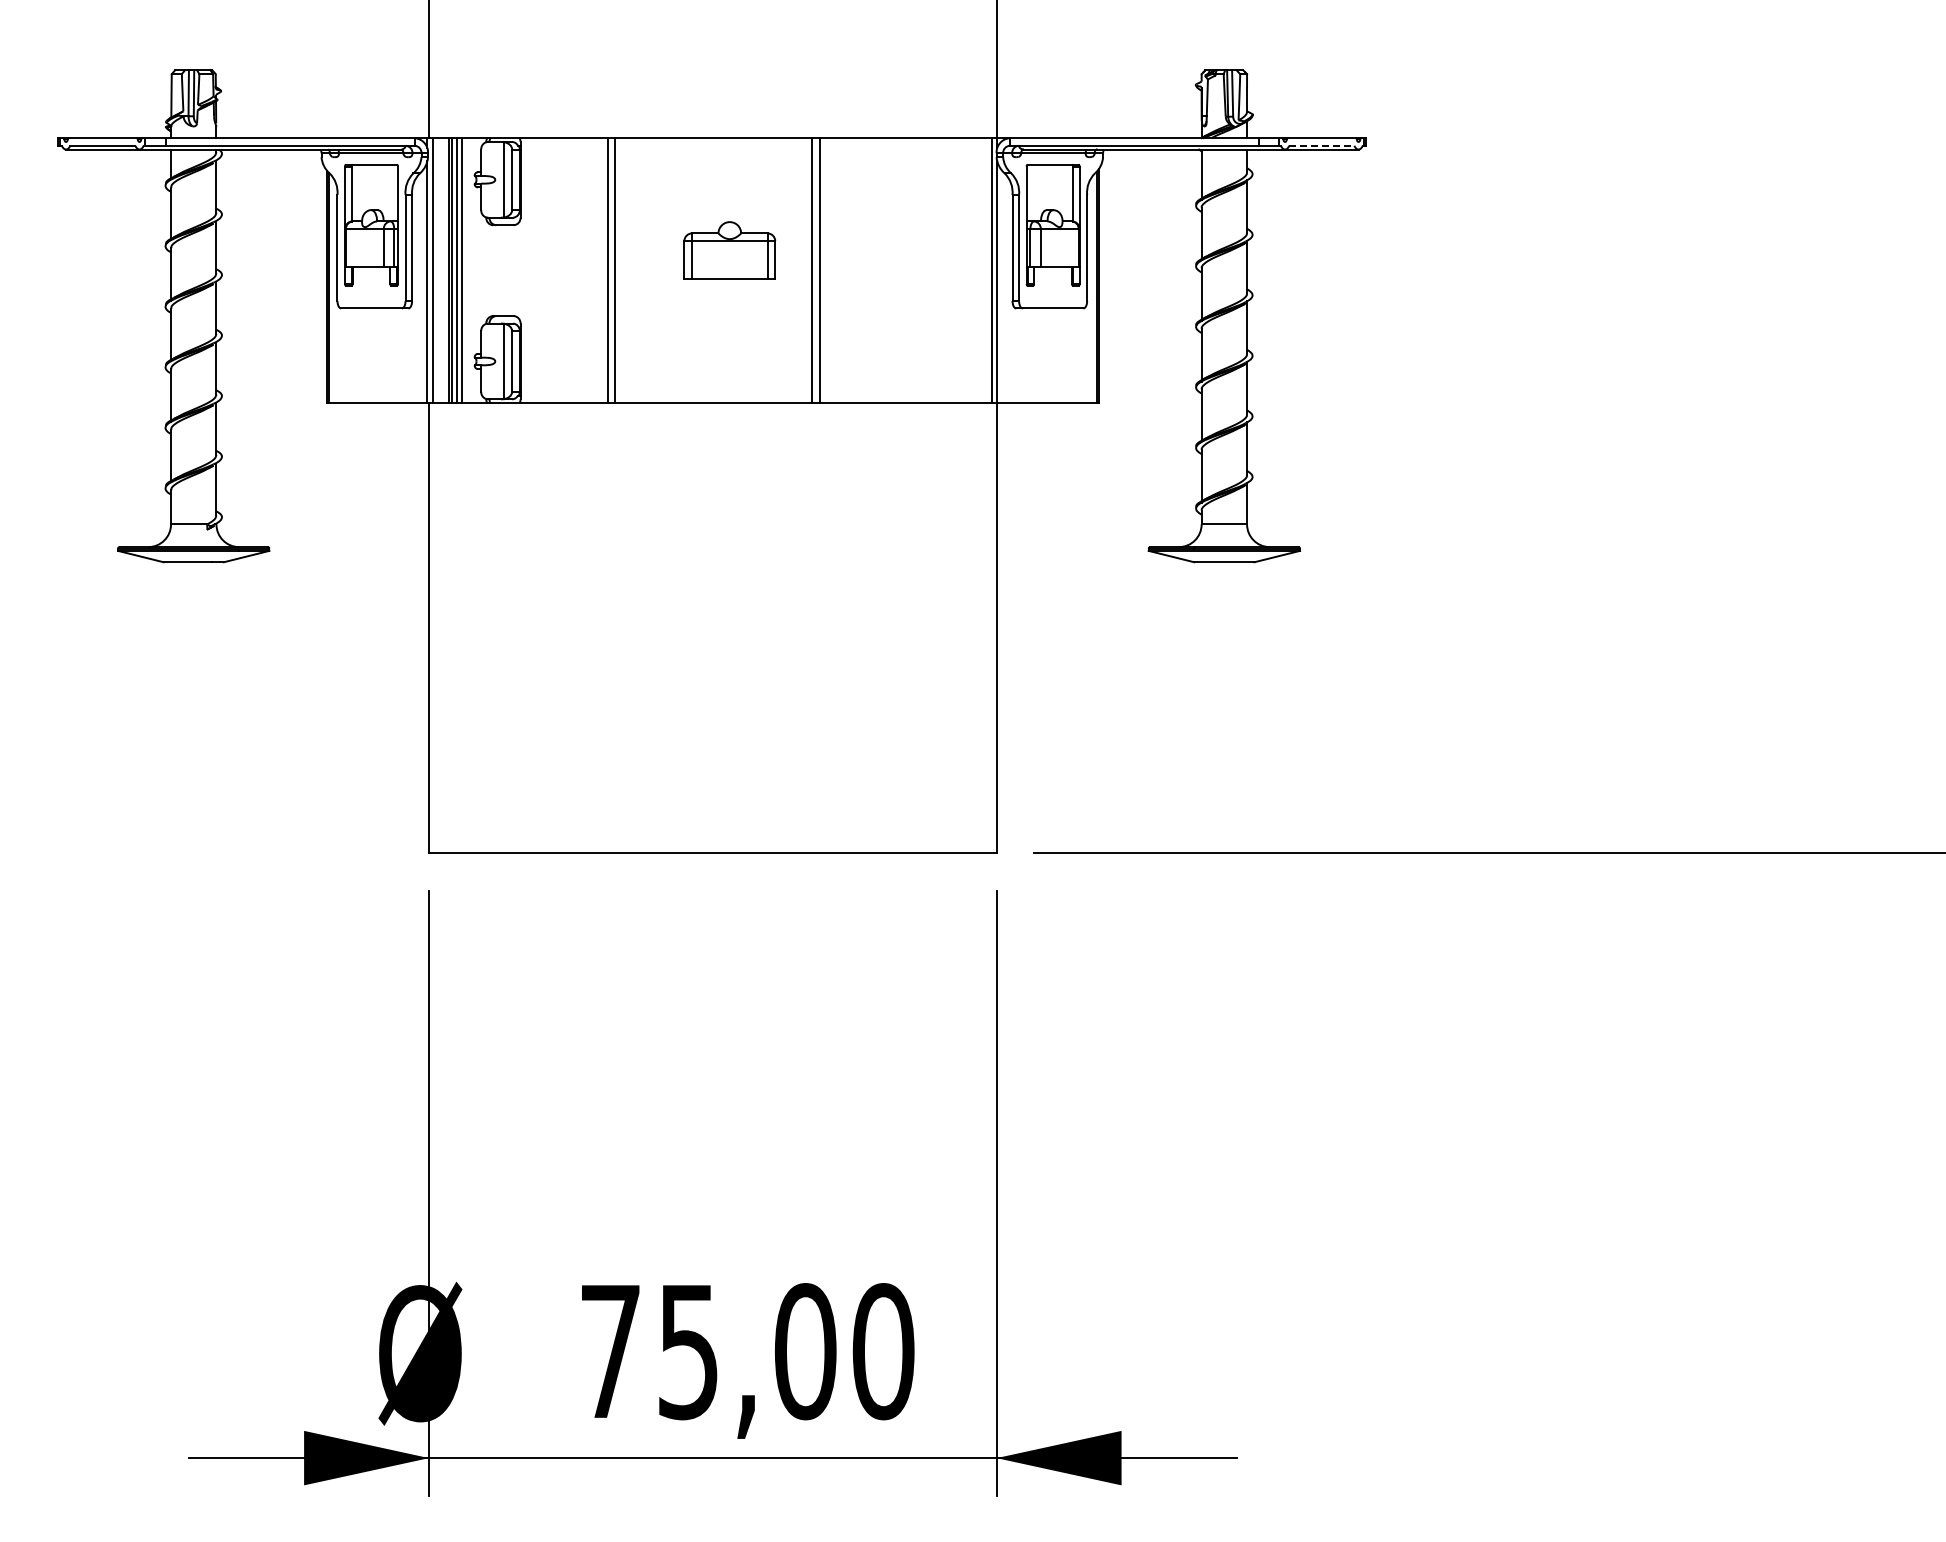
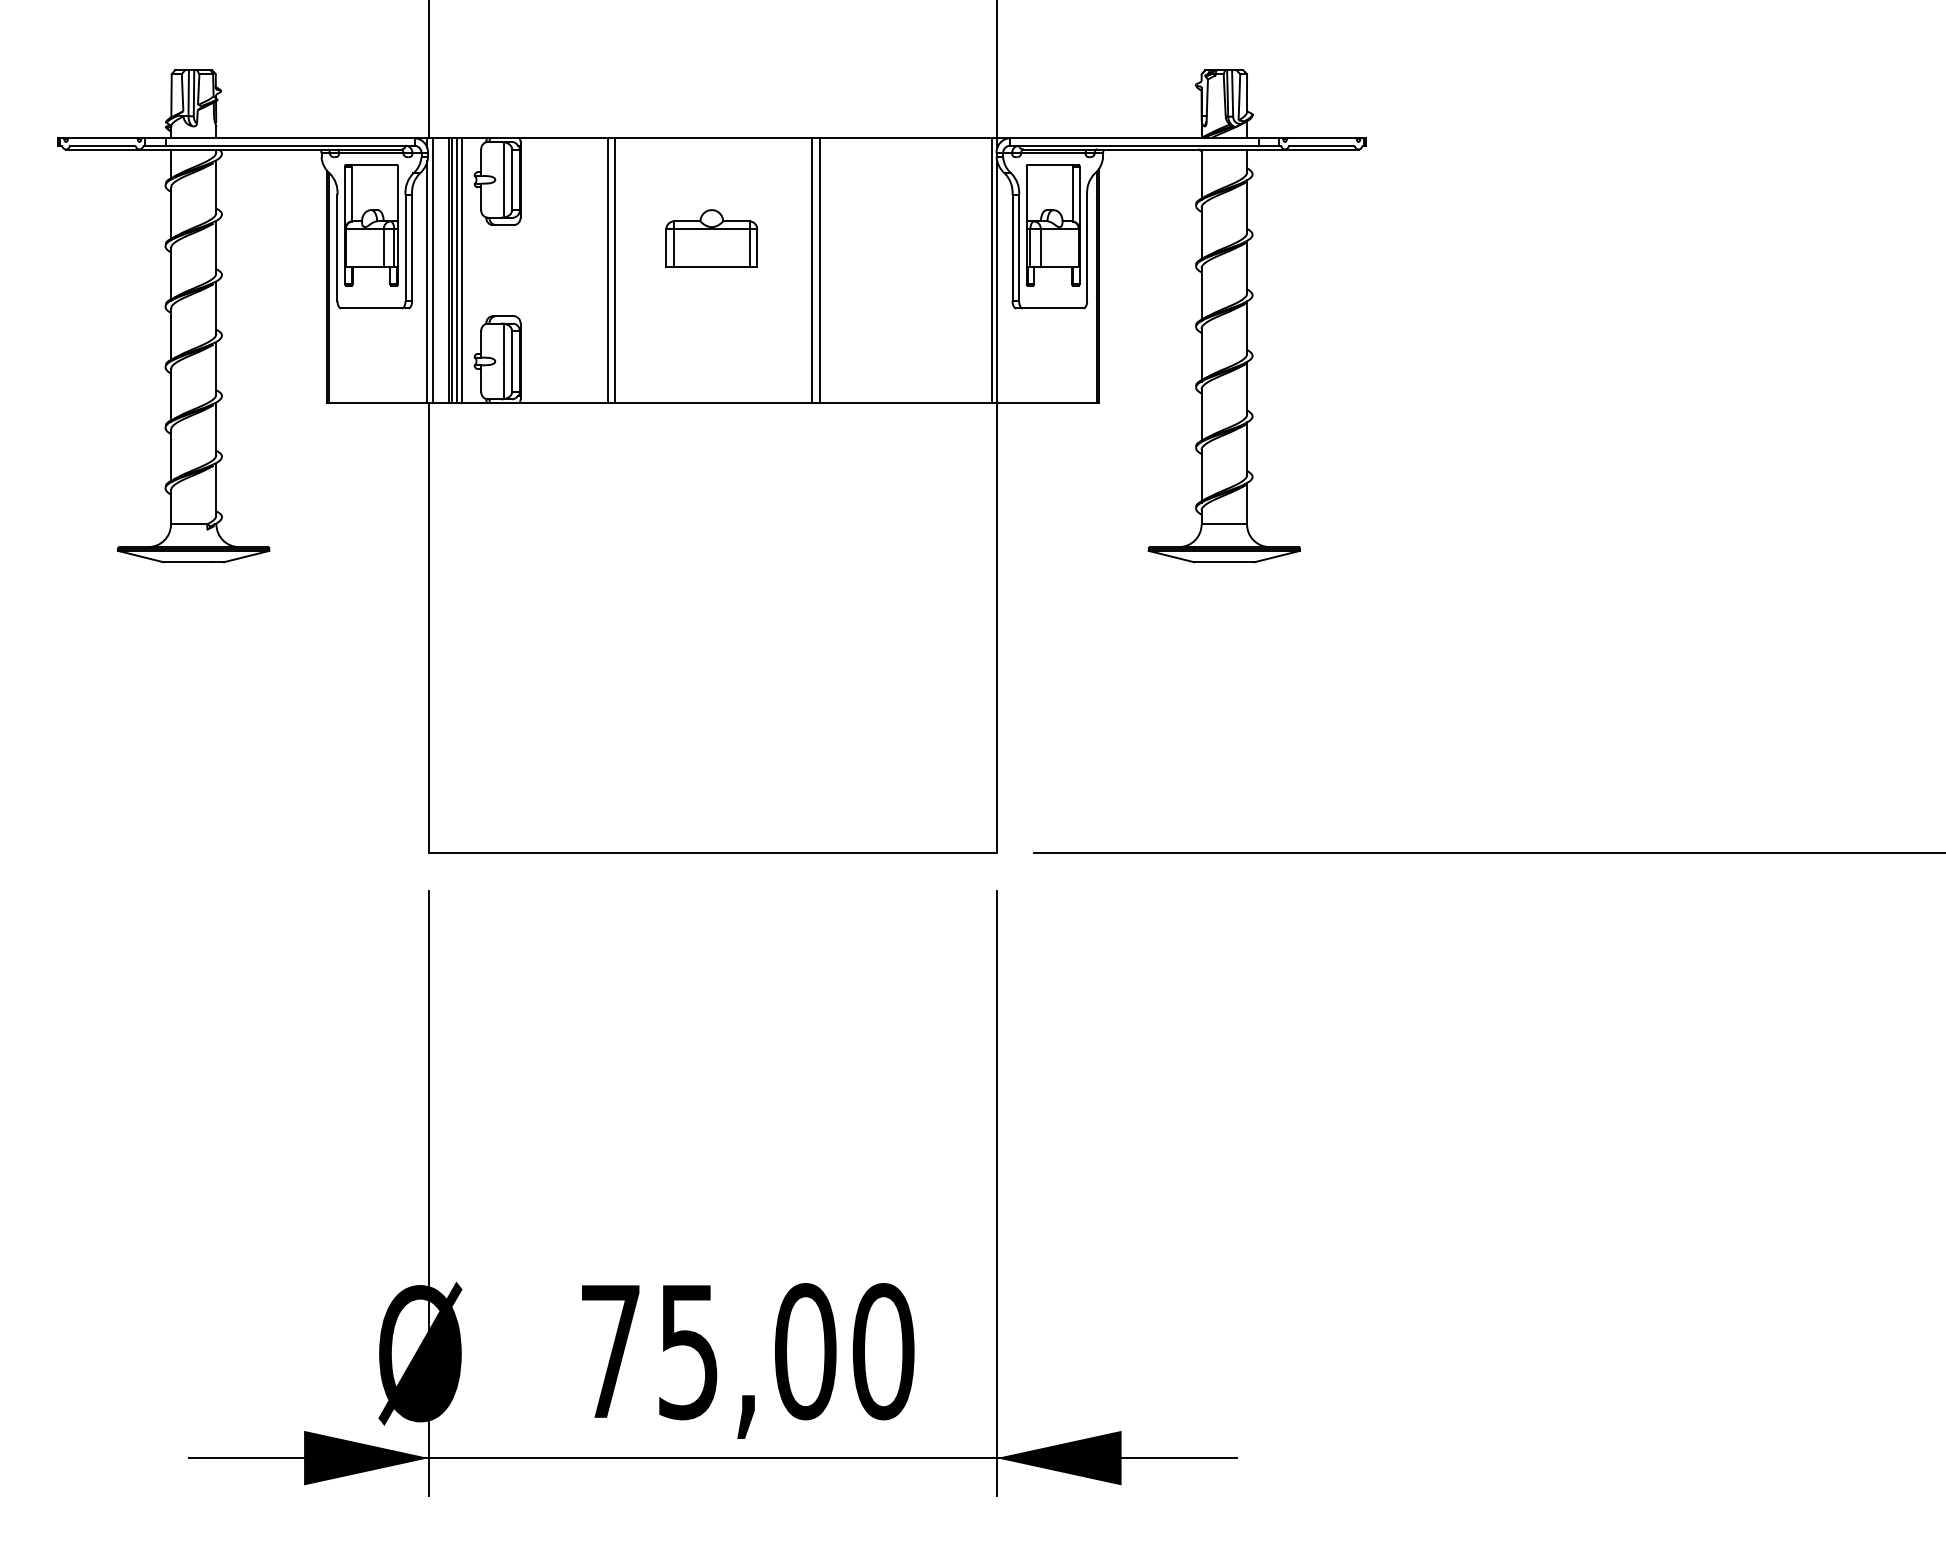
line: dashed -> solid (1321, 145)
part position: (729, 250) -> (711, 238) (711, 238)
